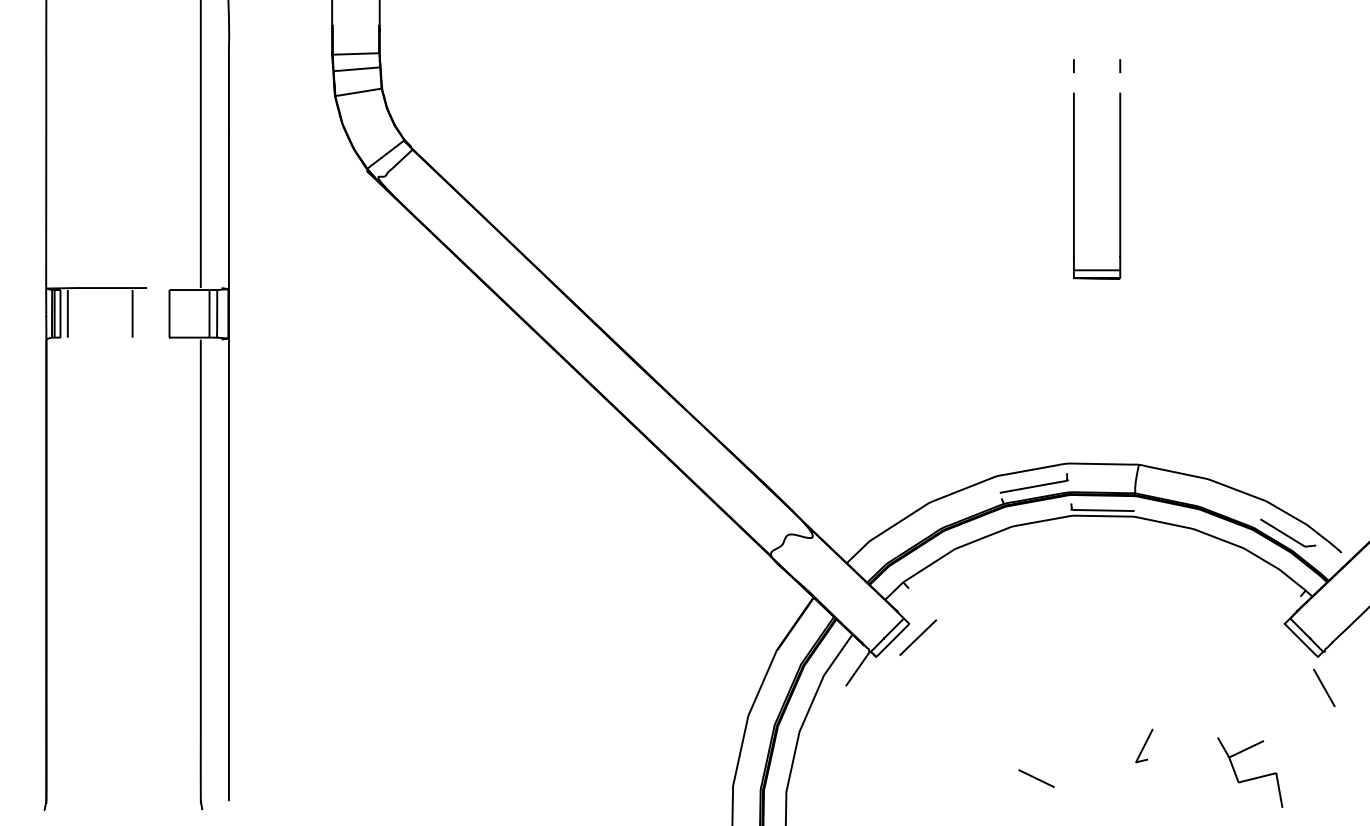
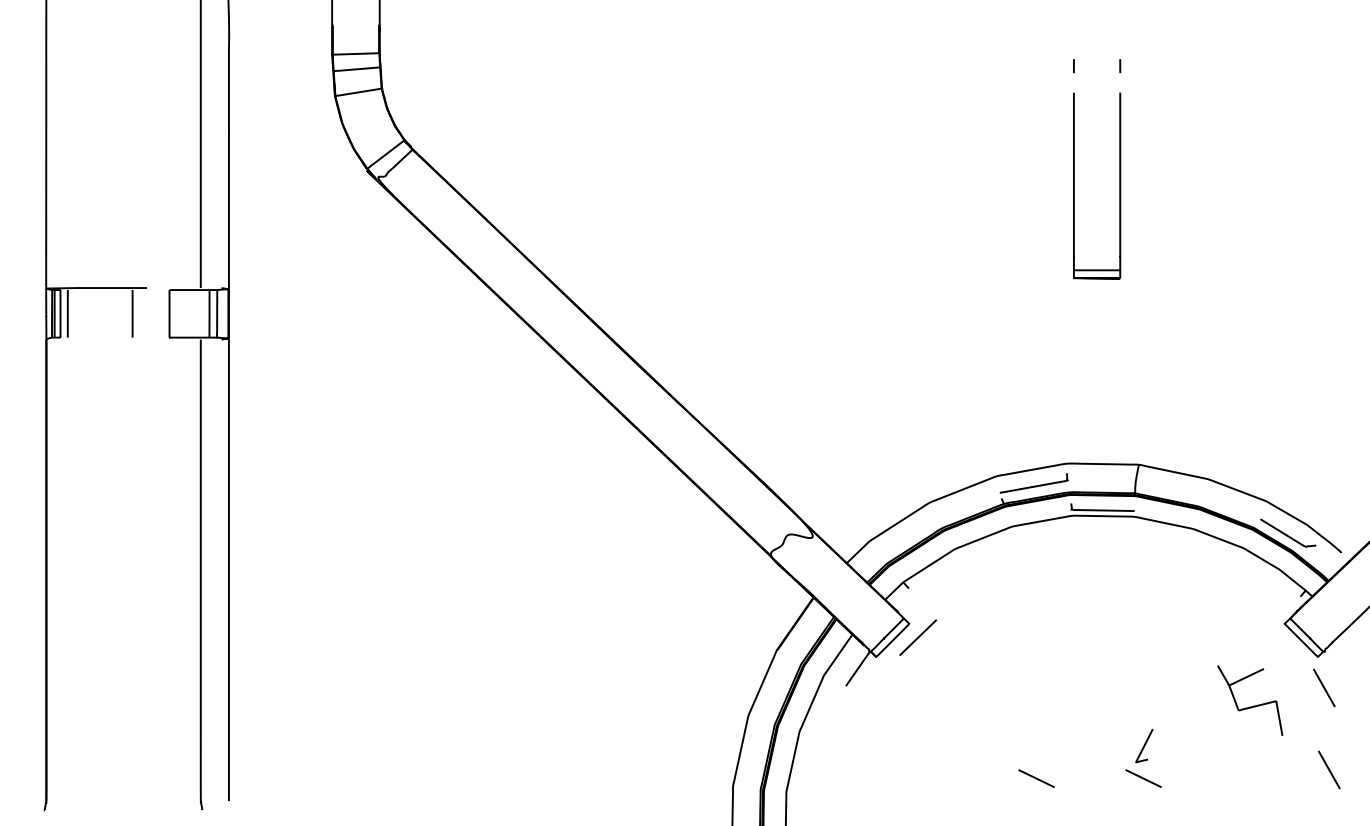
line: none -> present (1329, 769)
part position: (1250, 772) -> (1250, 700) (1250, 700)
line: none -> present (1143, 778)
